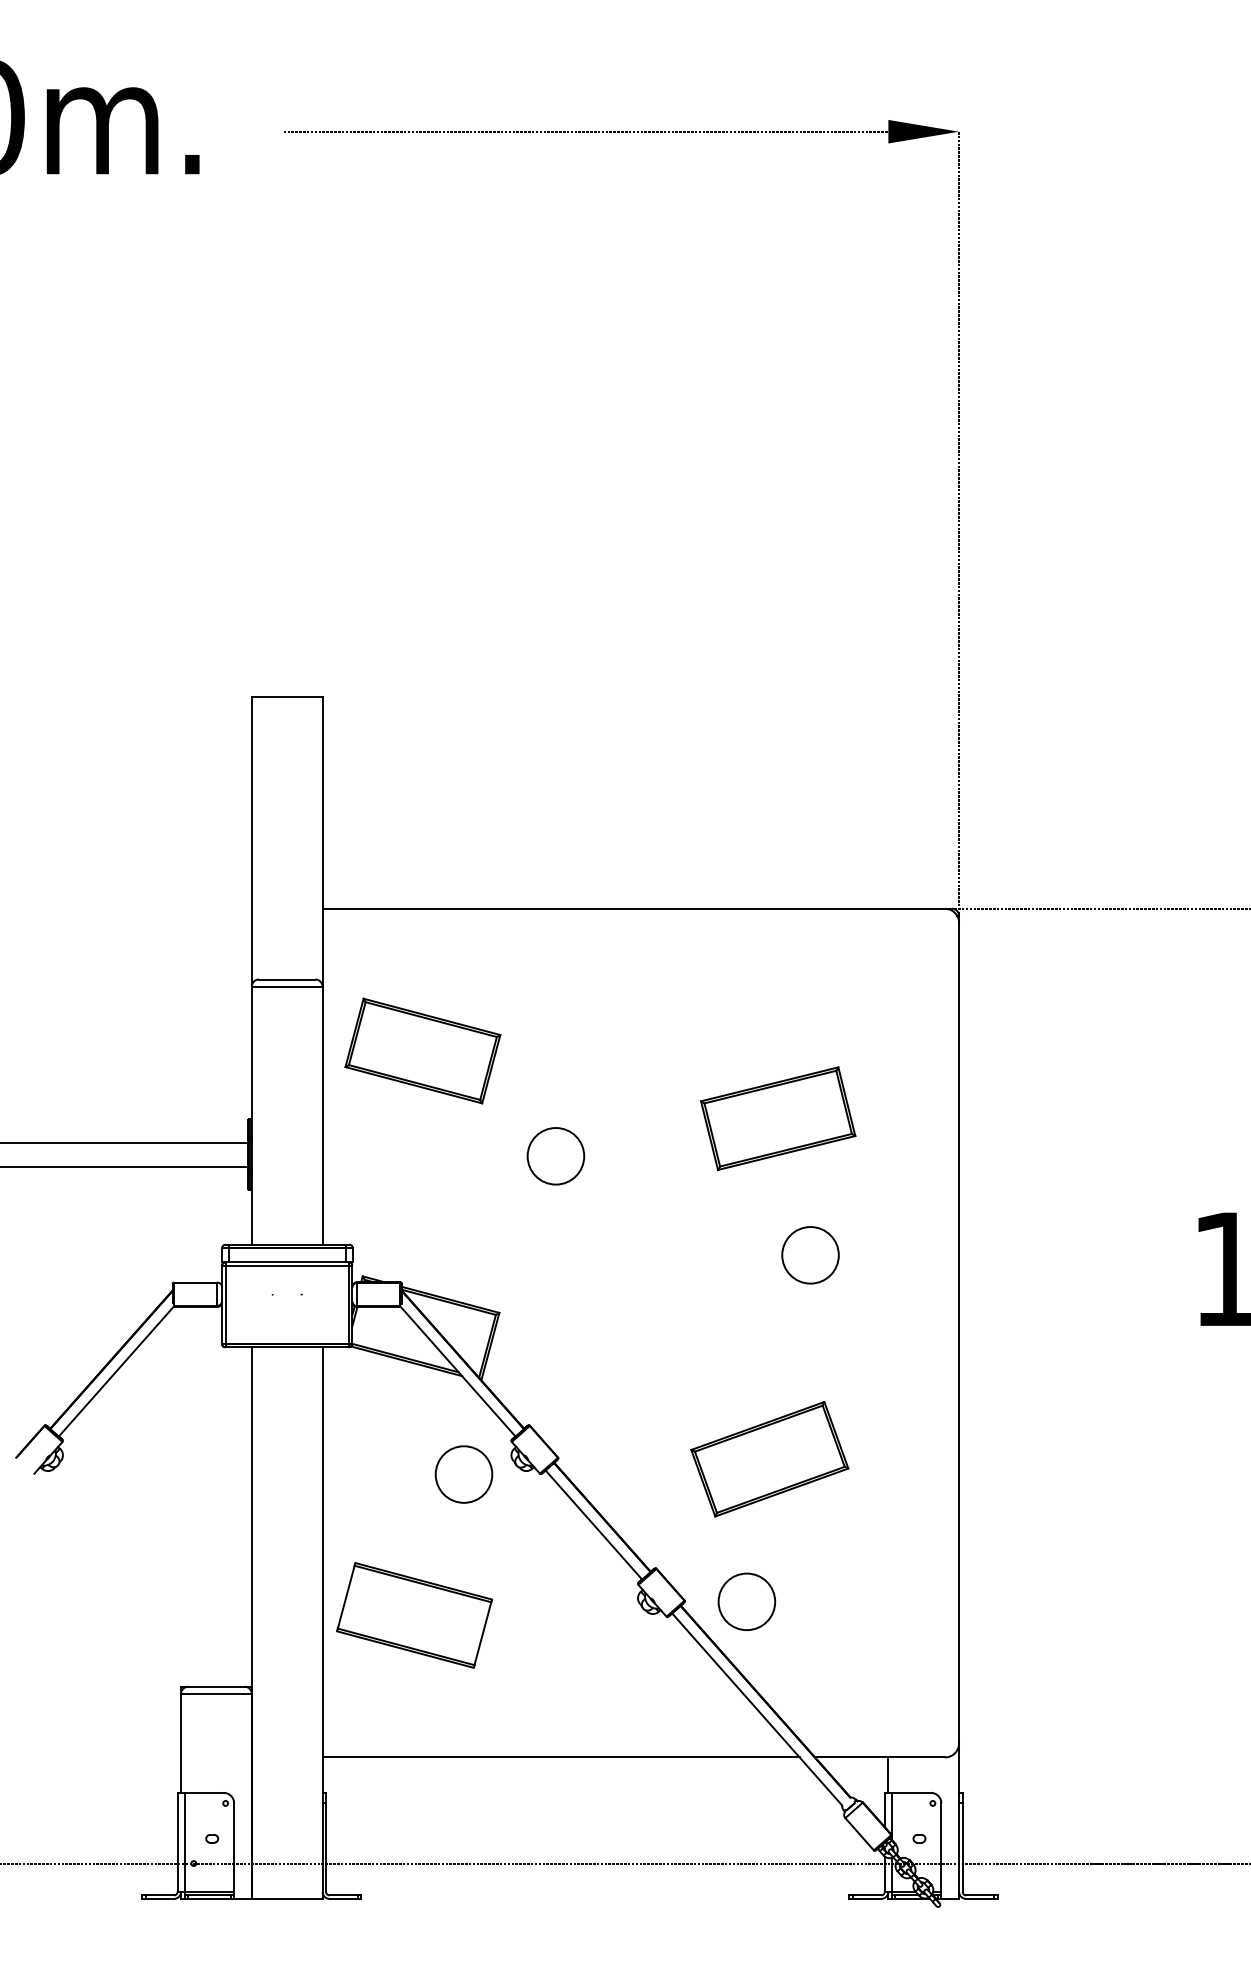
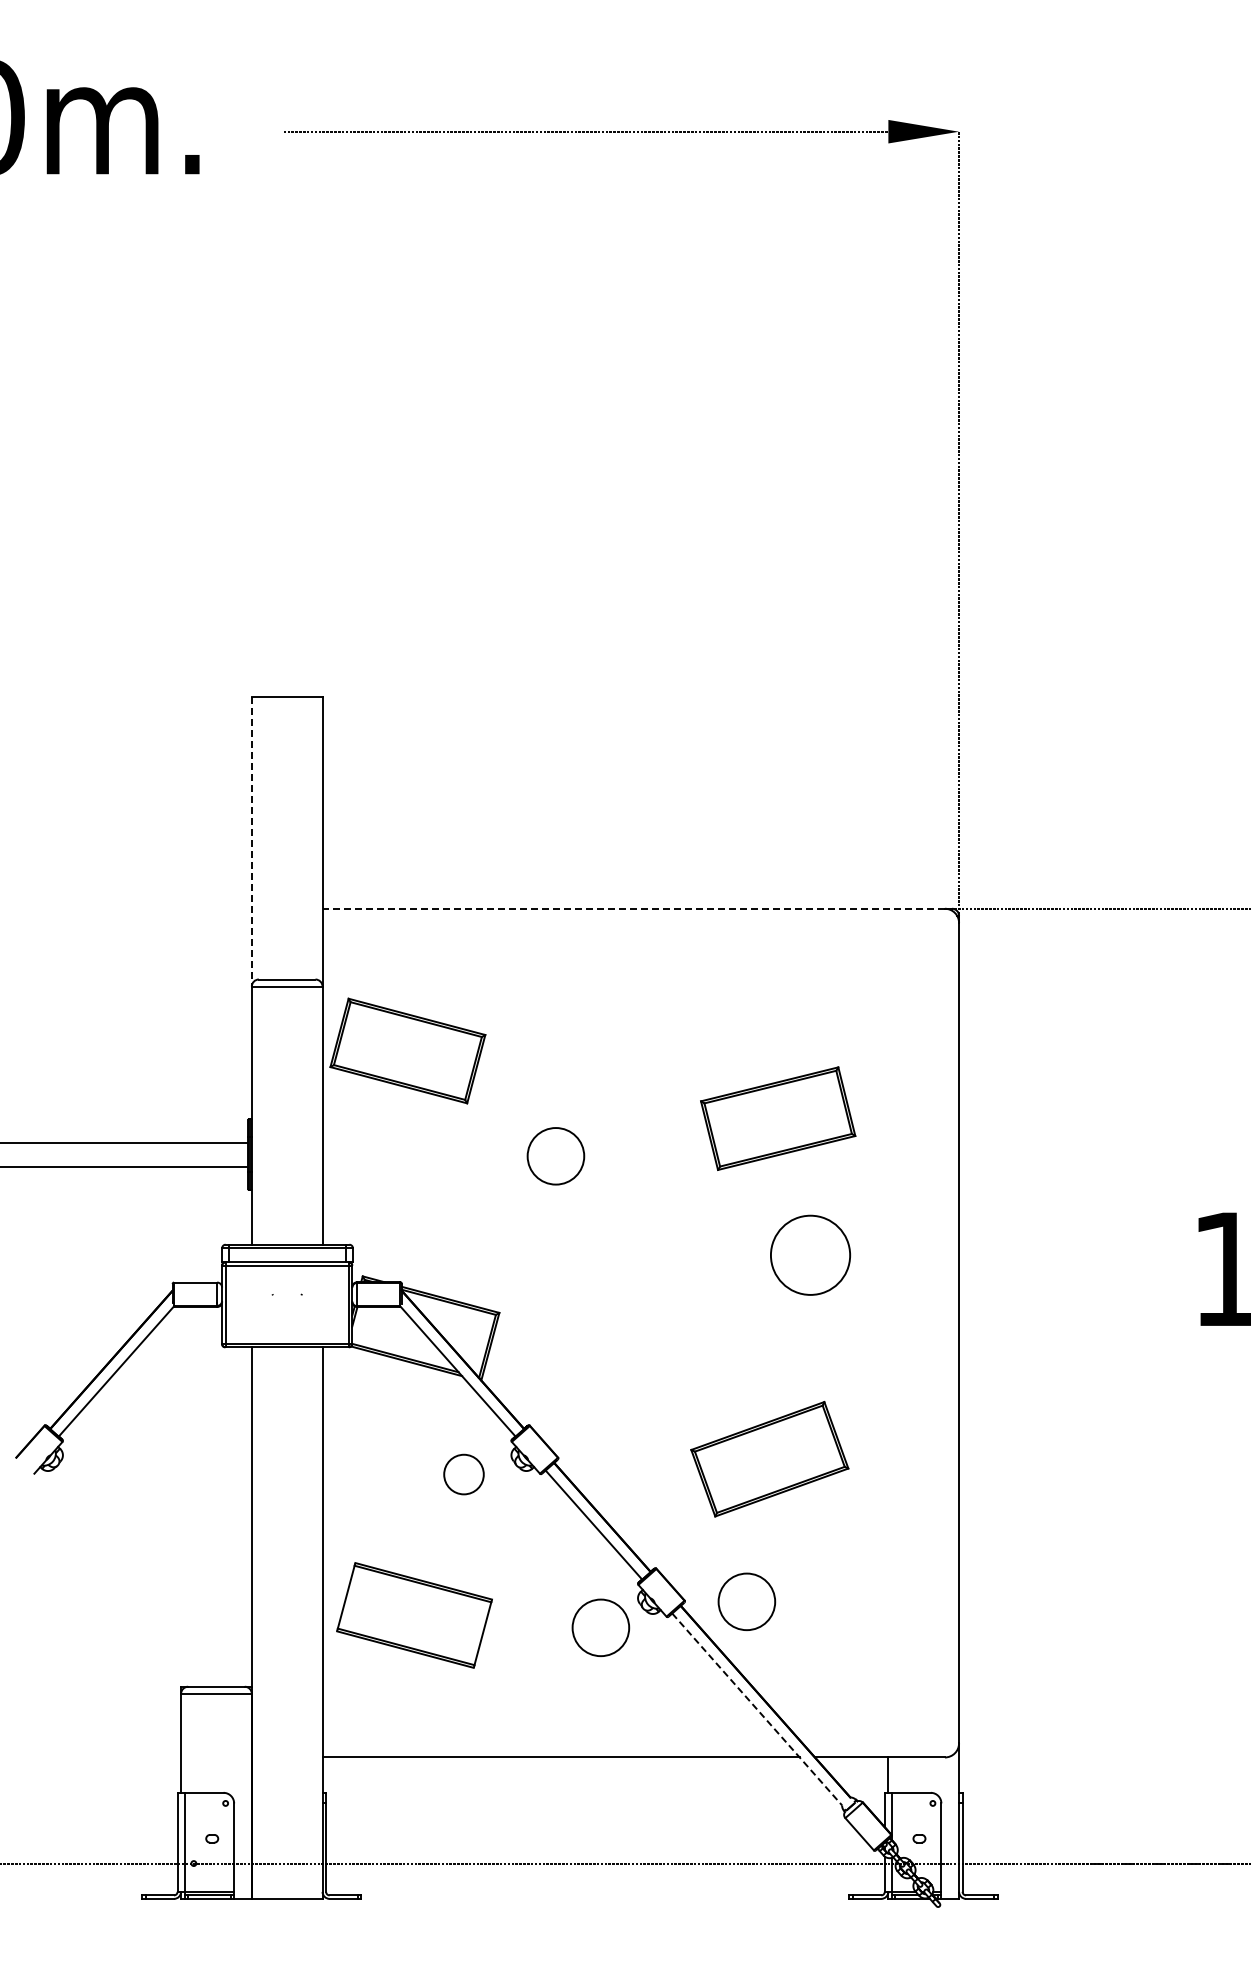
line: solid -> dashed (251, 841)
line: solid -> dashed (633, 908)
part position: (422, 1050) -> (407, 1050) (407, 1050)
circle diameter: 57 px -> 79 px (810, 1254)
circle diameter: 57 px -> 40 px (463, 1474)
circle: none -> present (600, 1627)
line: solid -> dashed (757, 1709)
